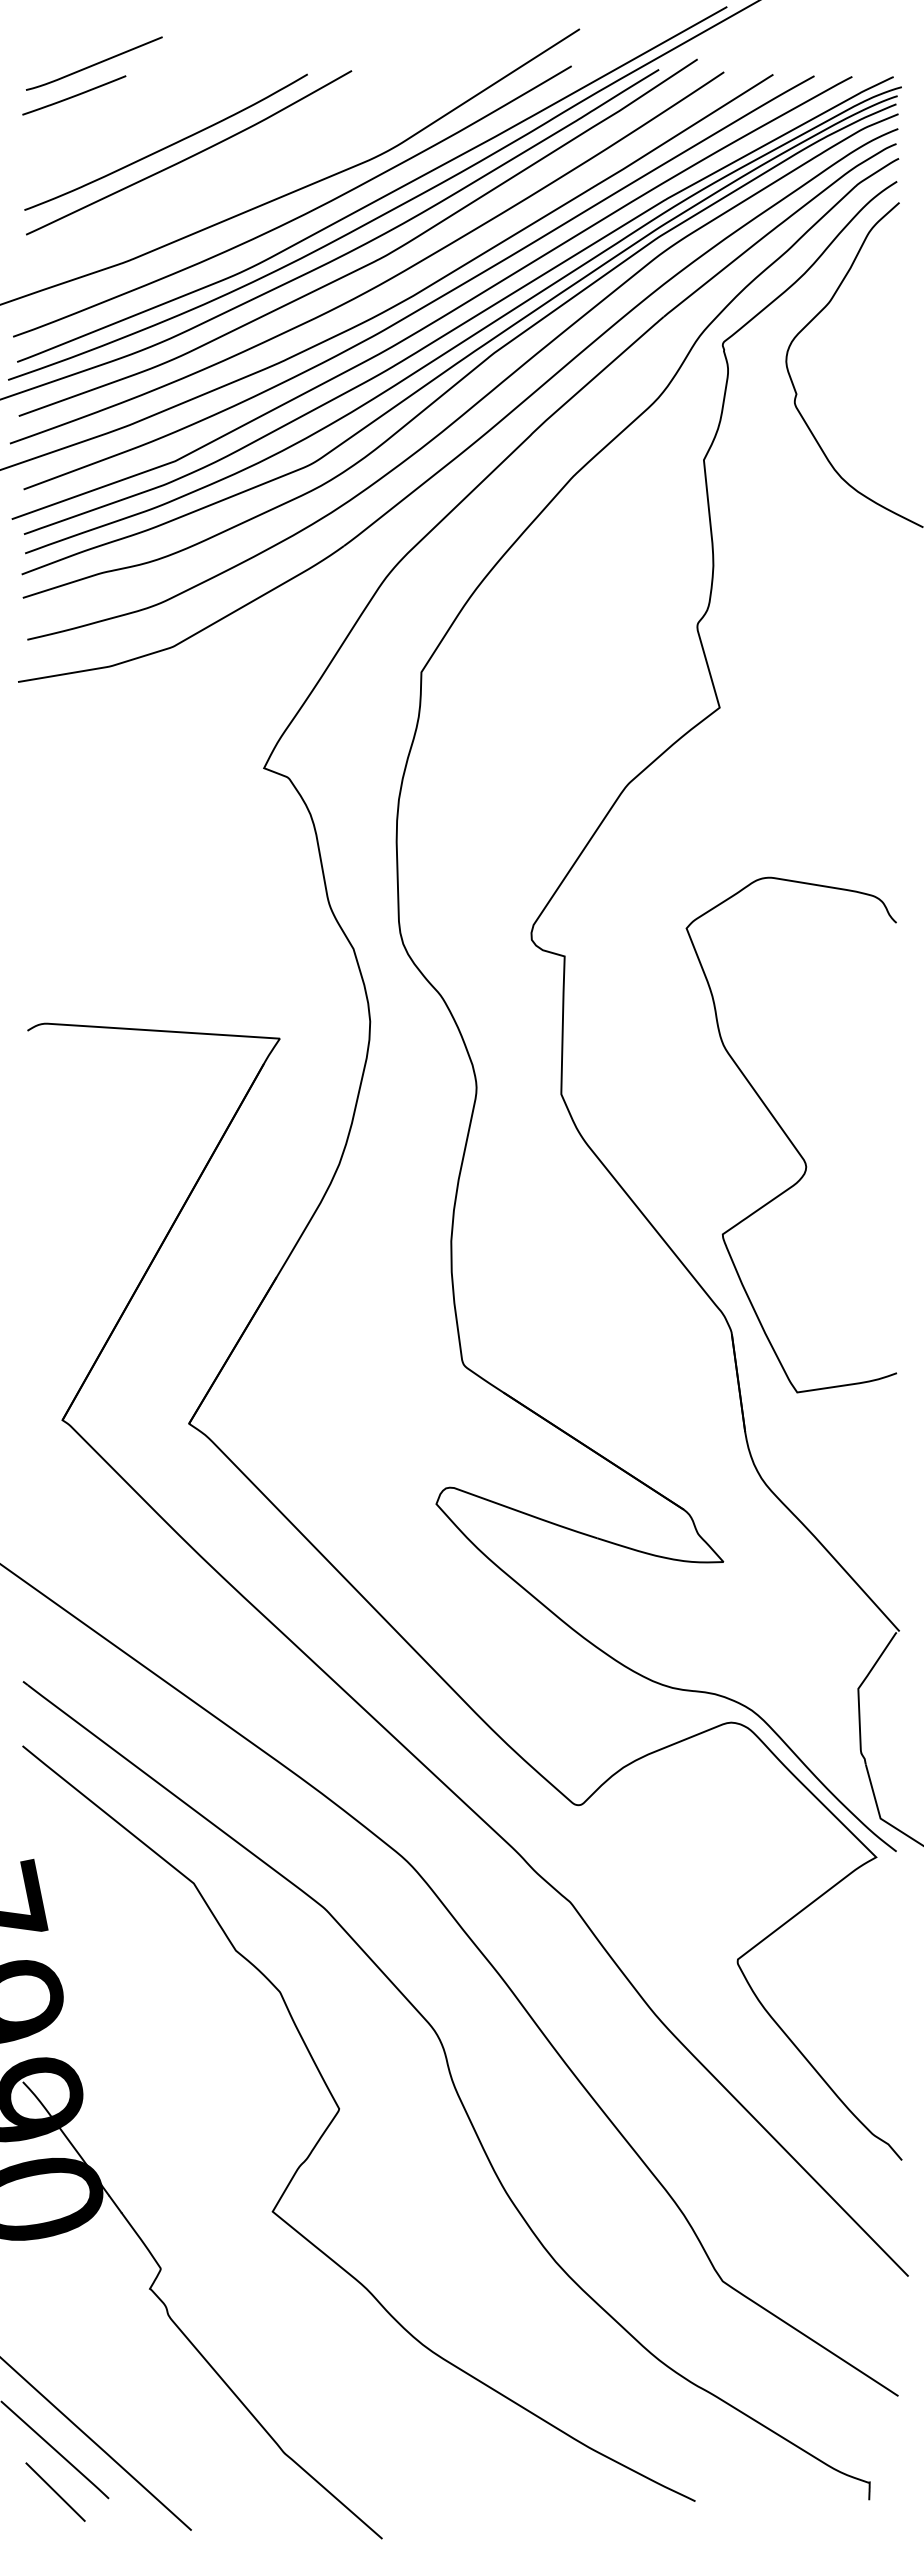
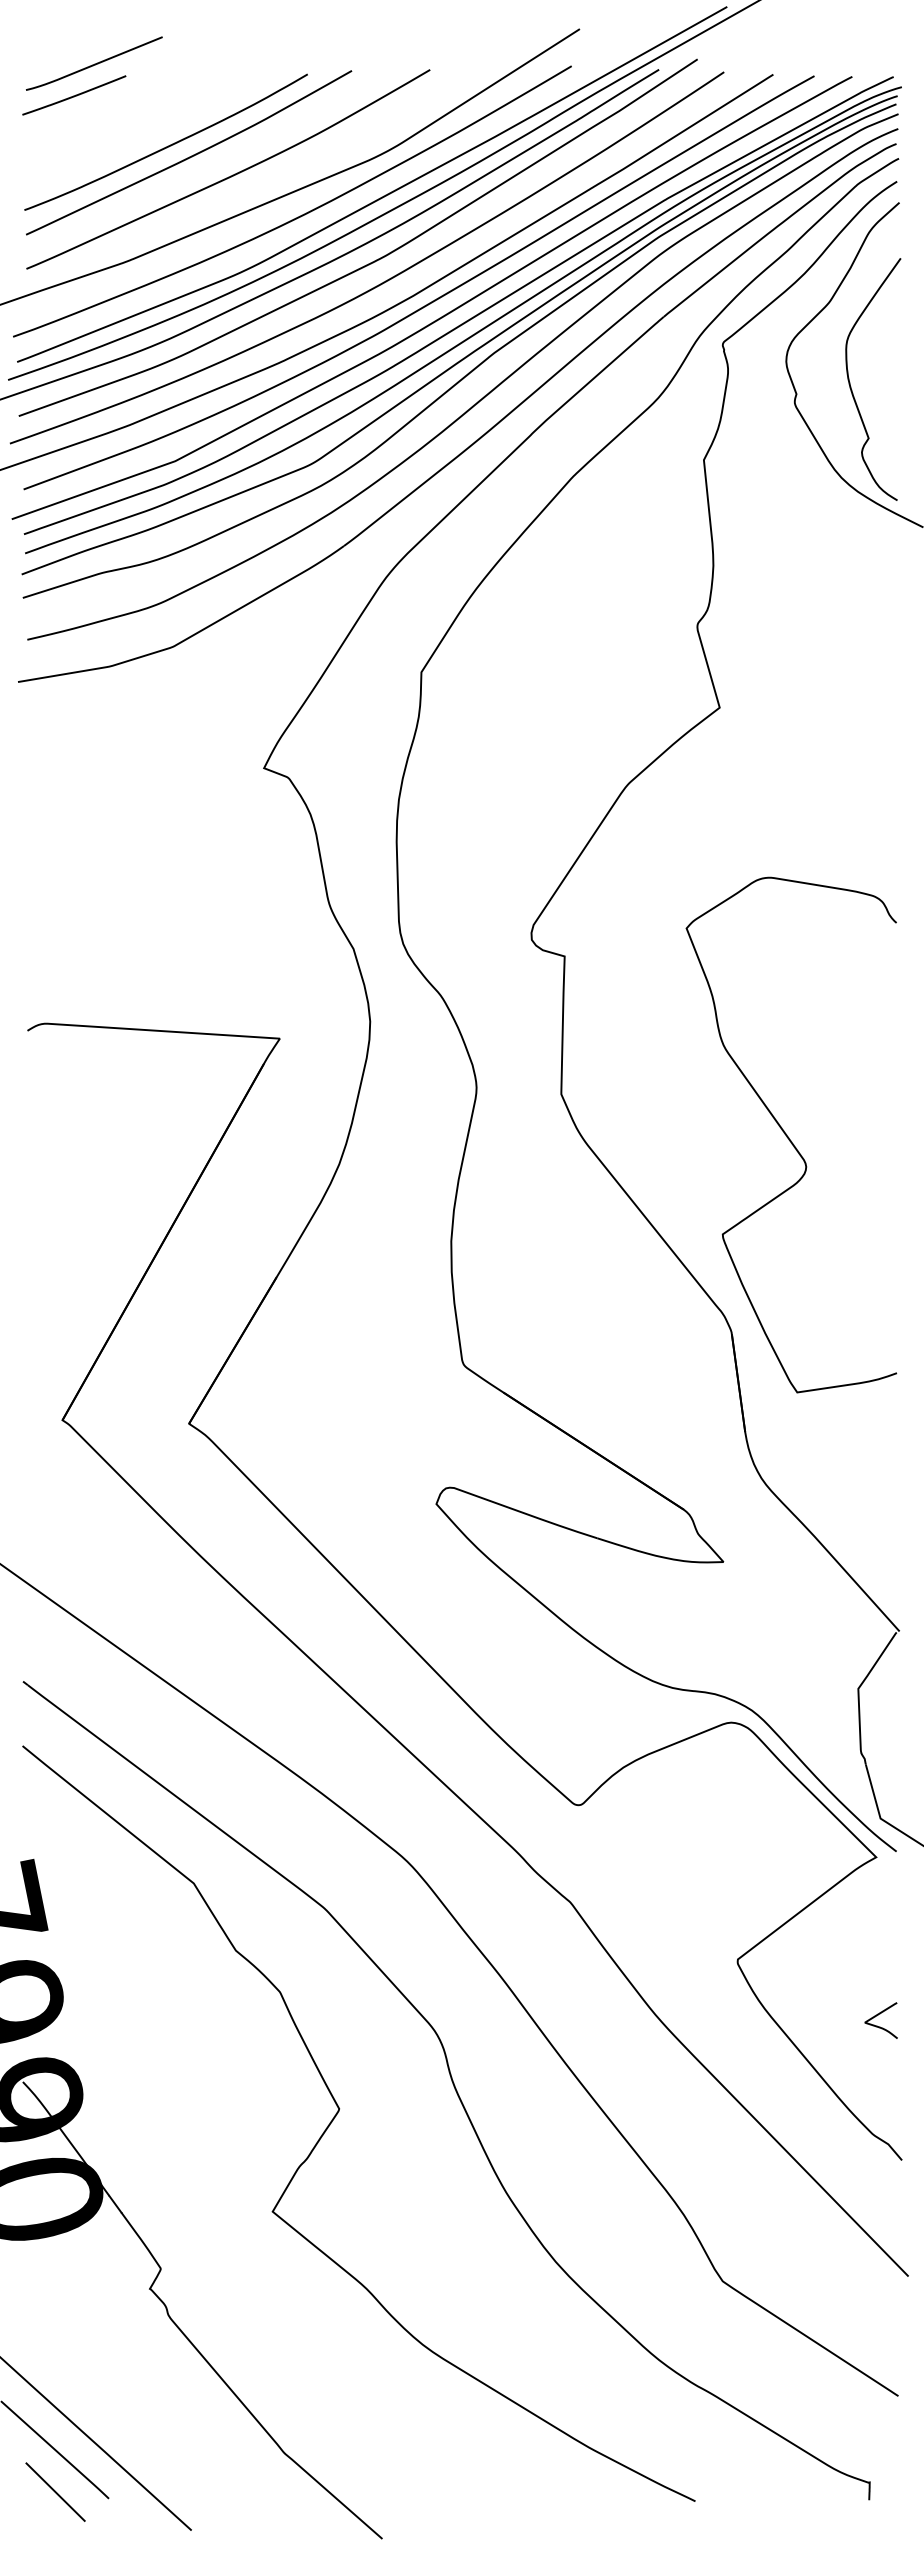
curve: none -> present (230, 175)
curve: none -> present (851, 386)
curve: none -> present (878, 2015)
